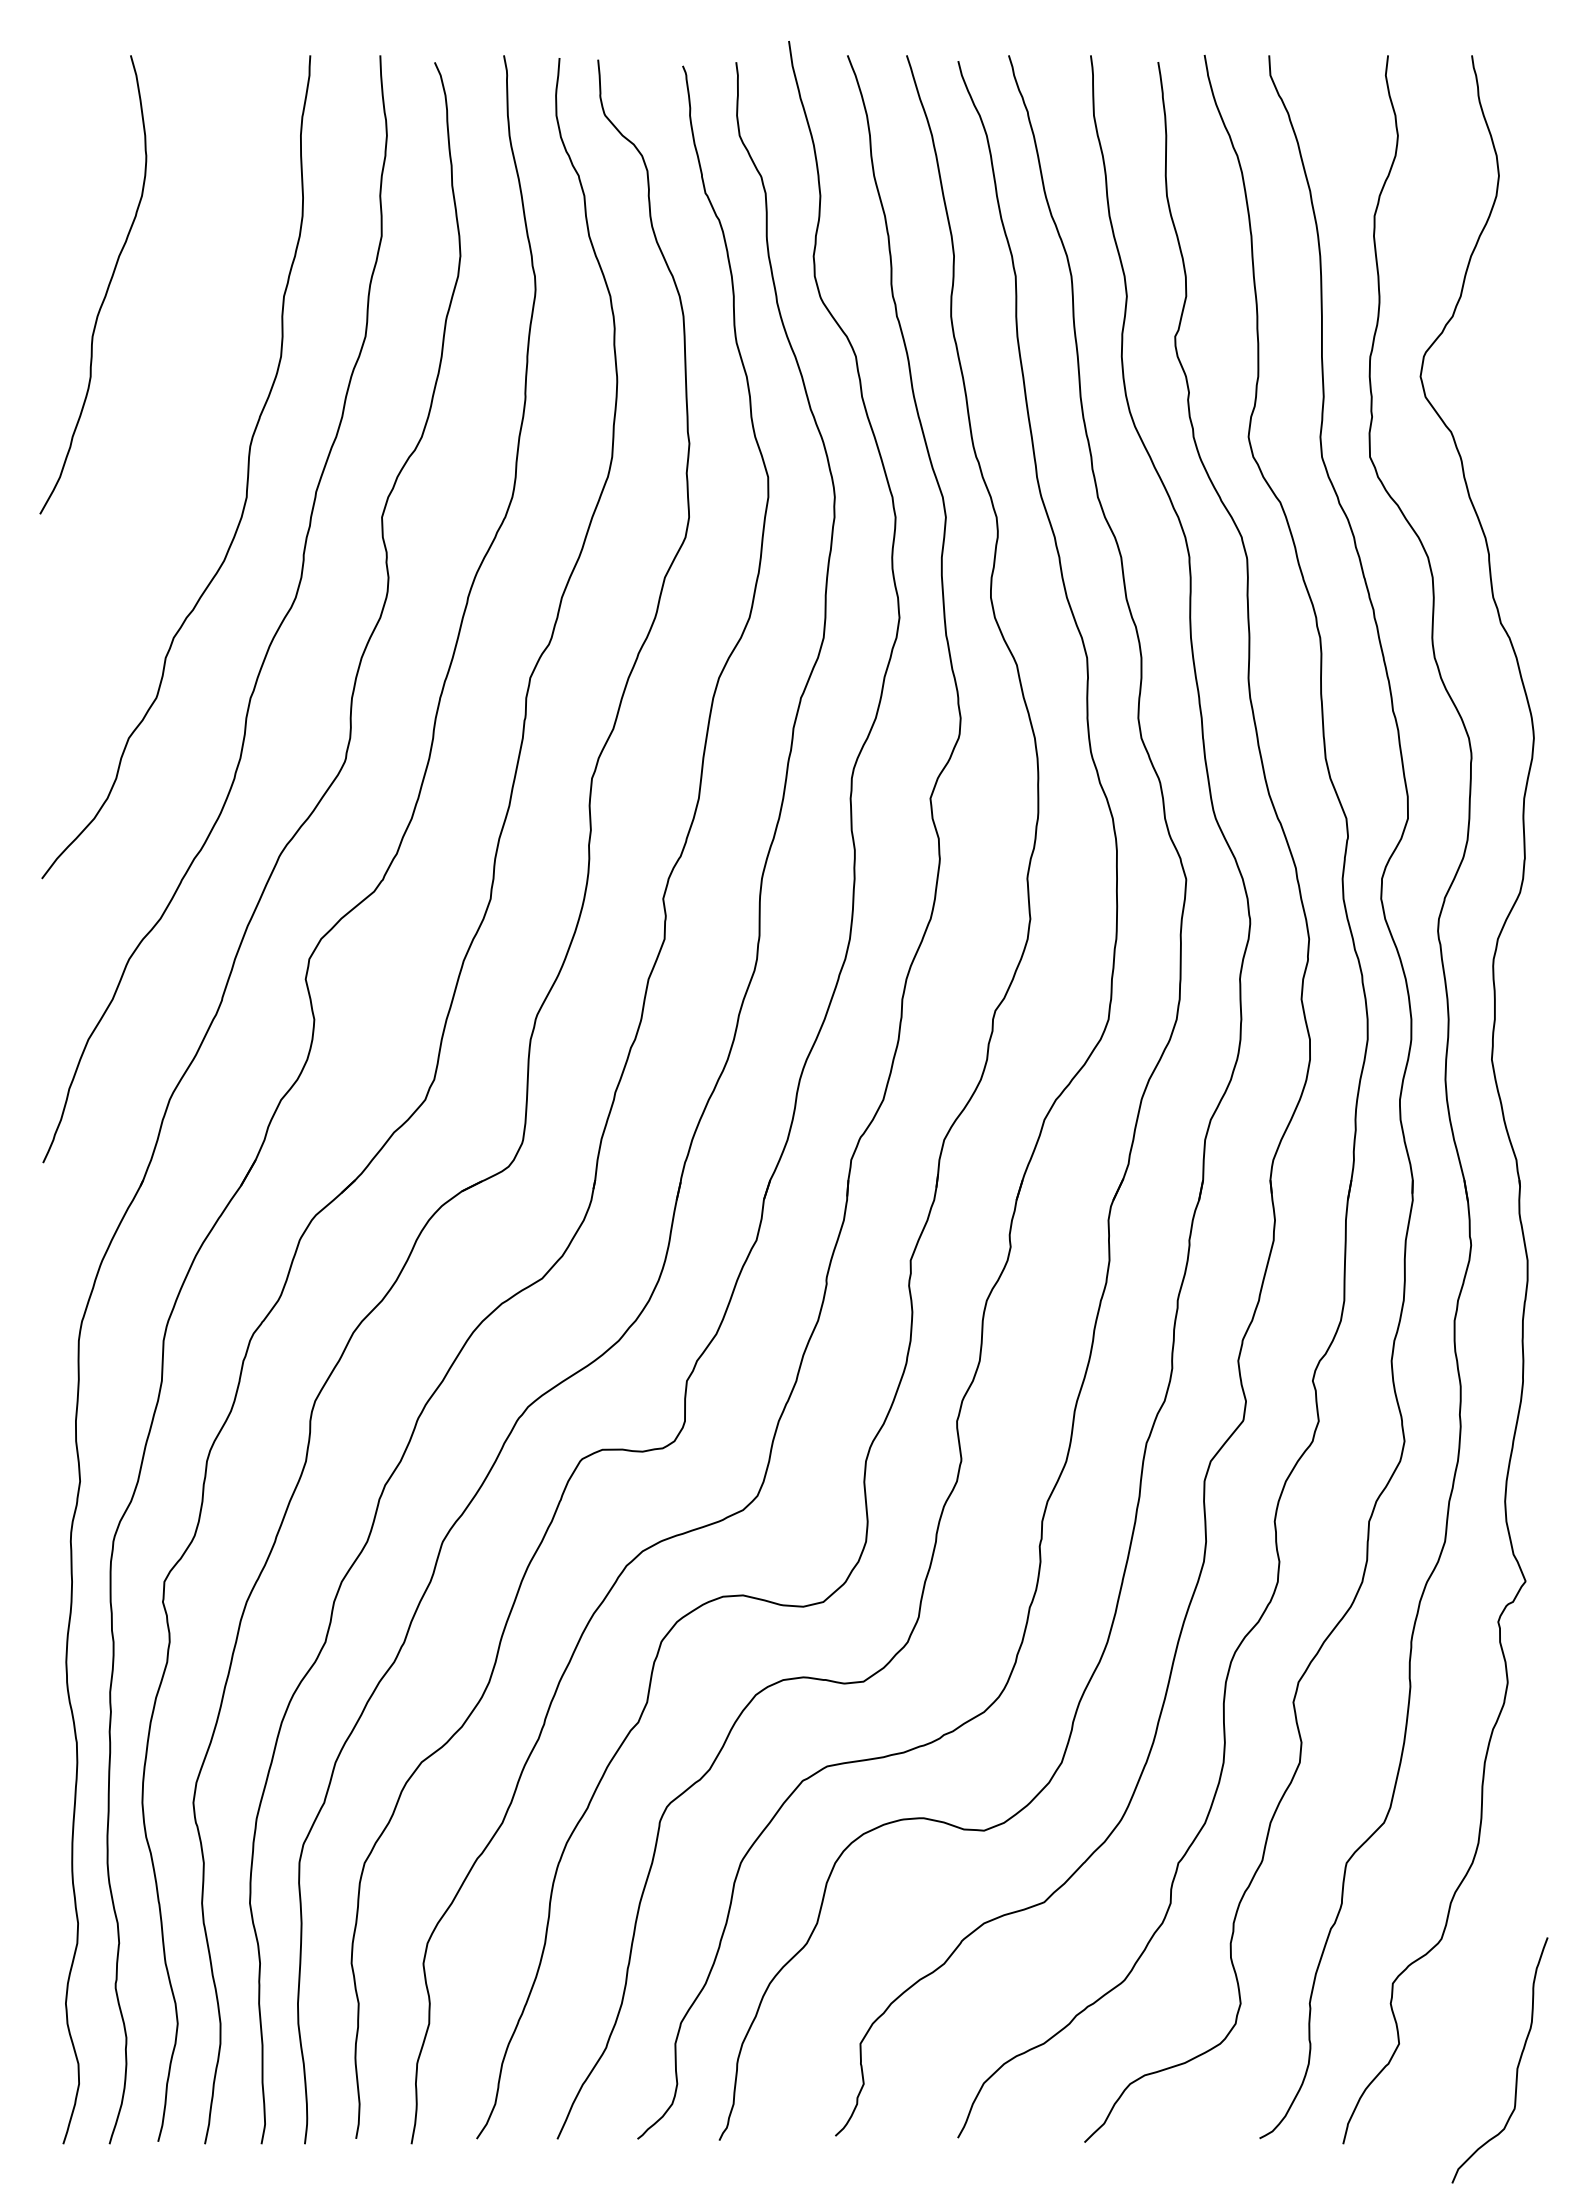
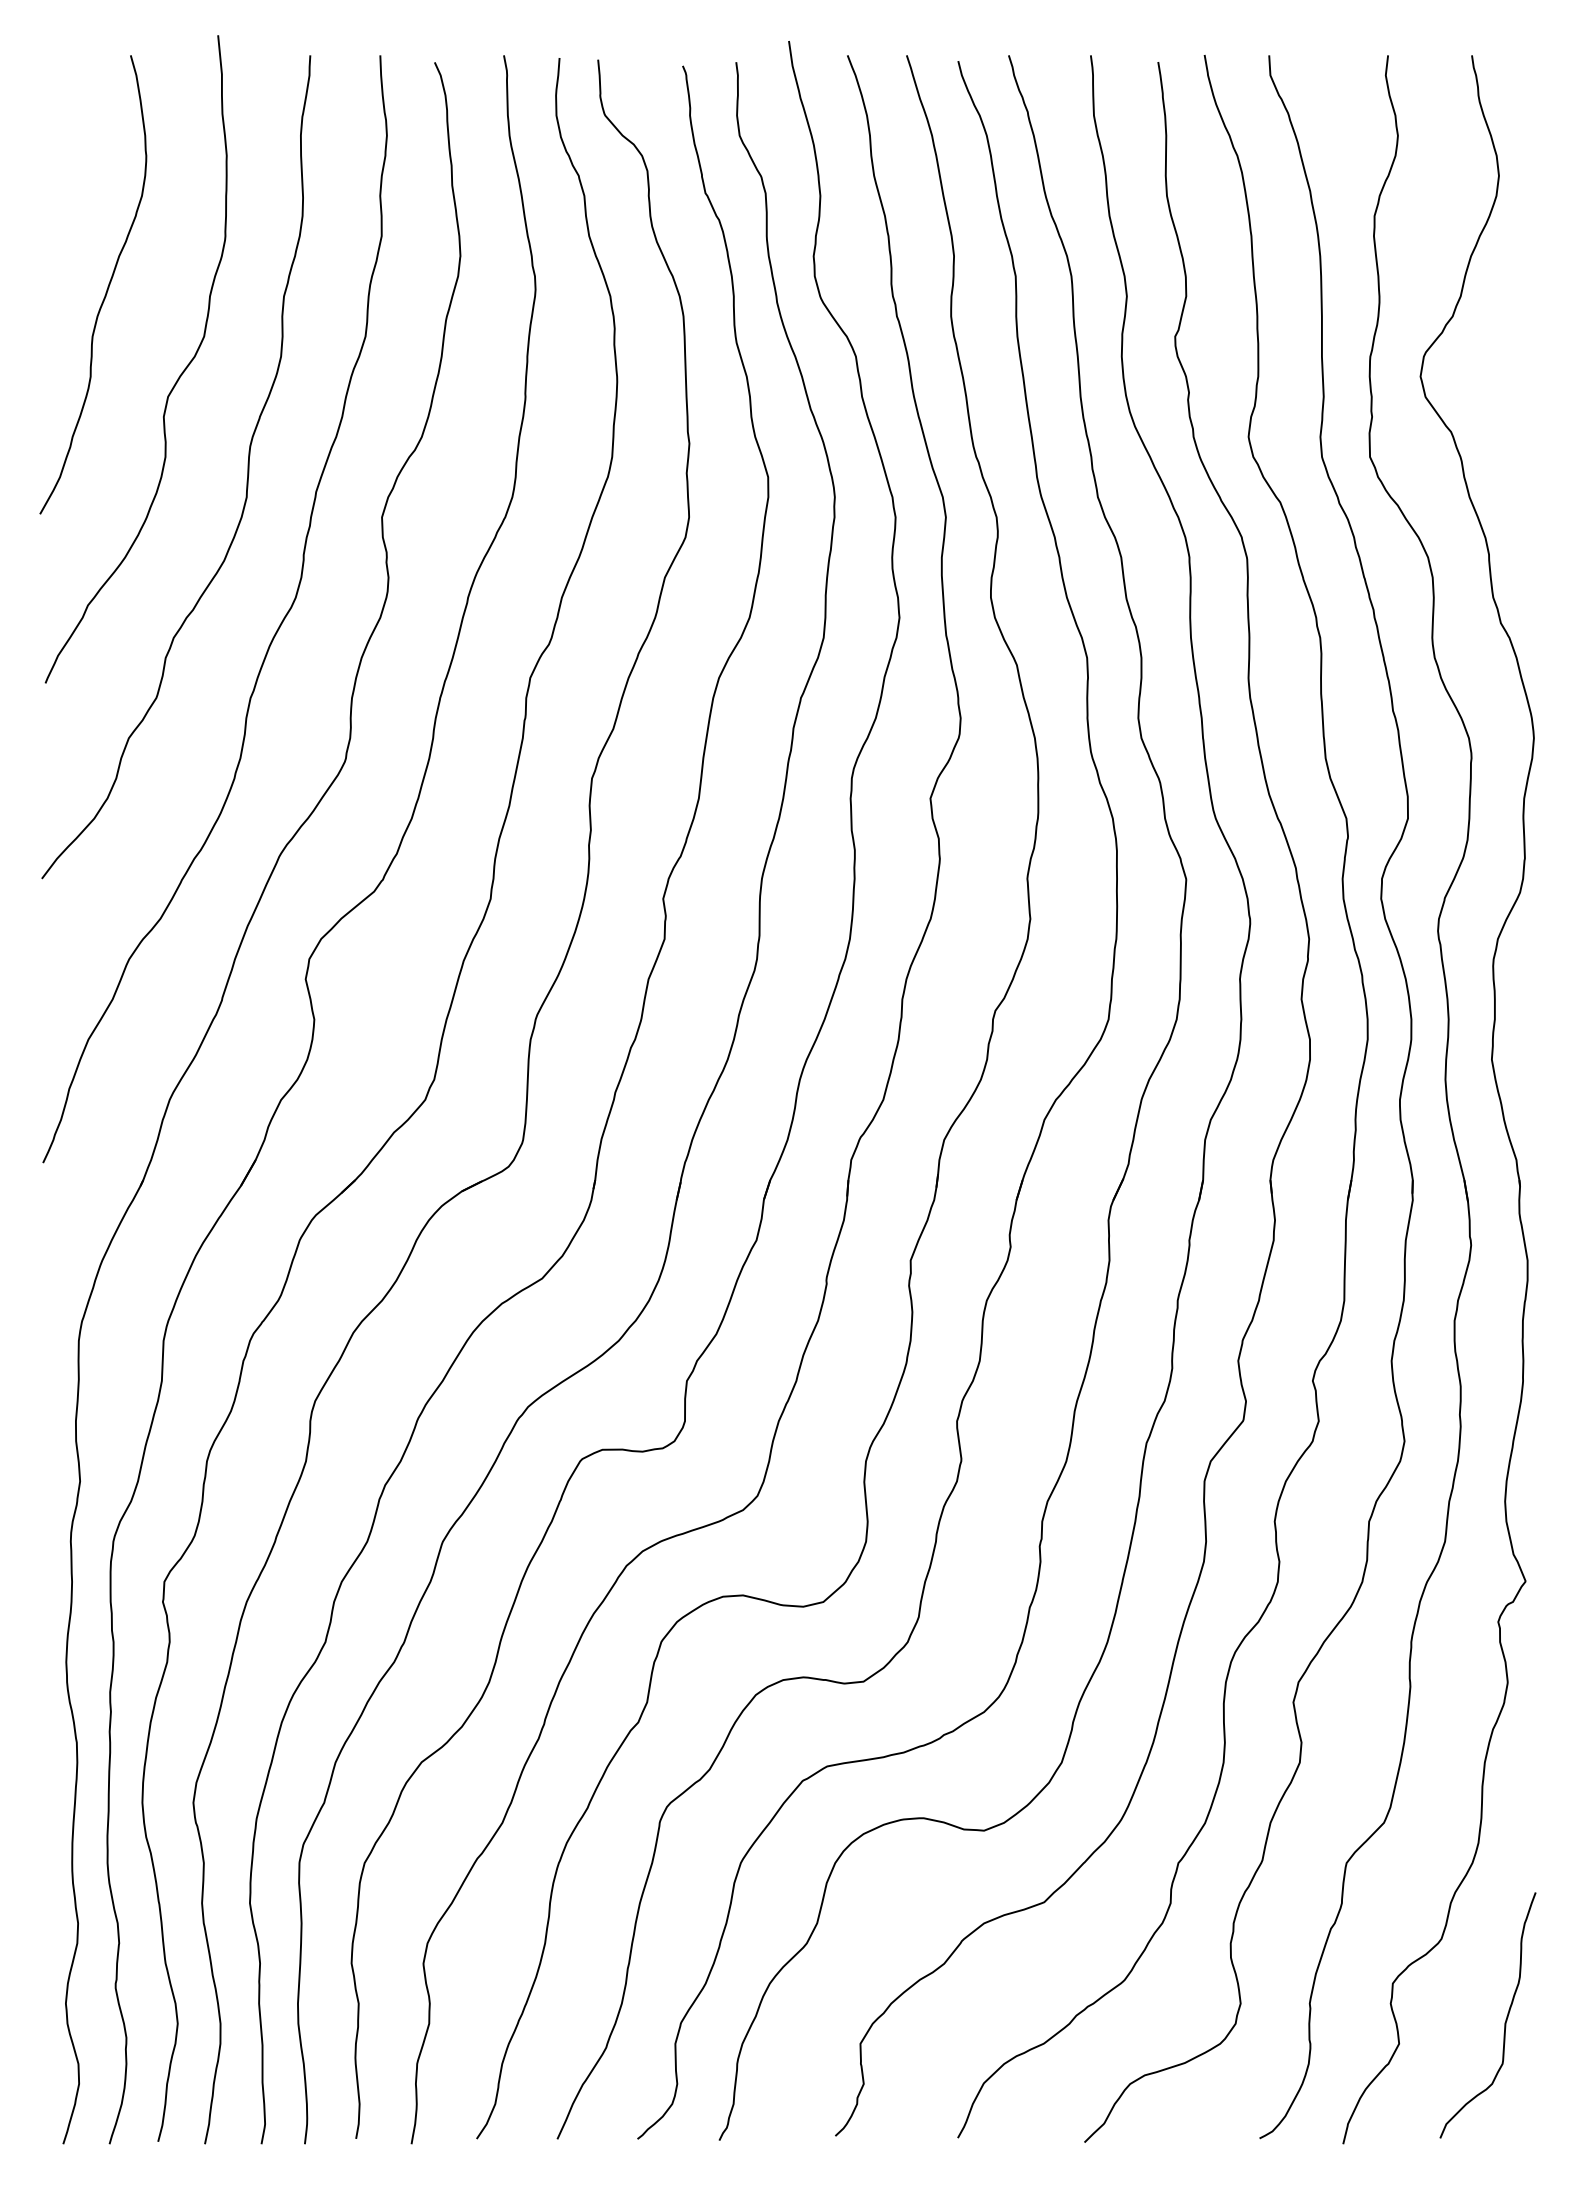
curve: none -> present (174, 383)
curve position: (1516, 2067) -> (1504, 2022) (1504, 2022)
